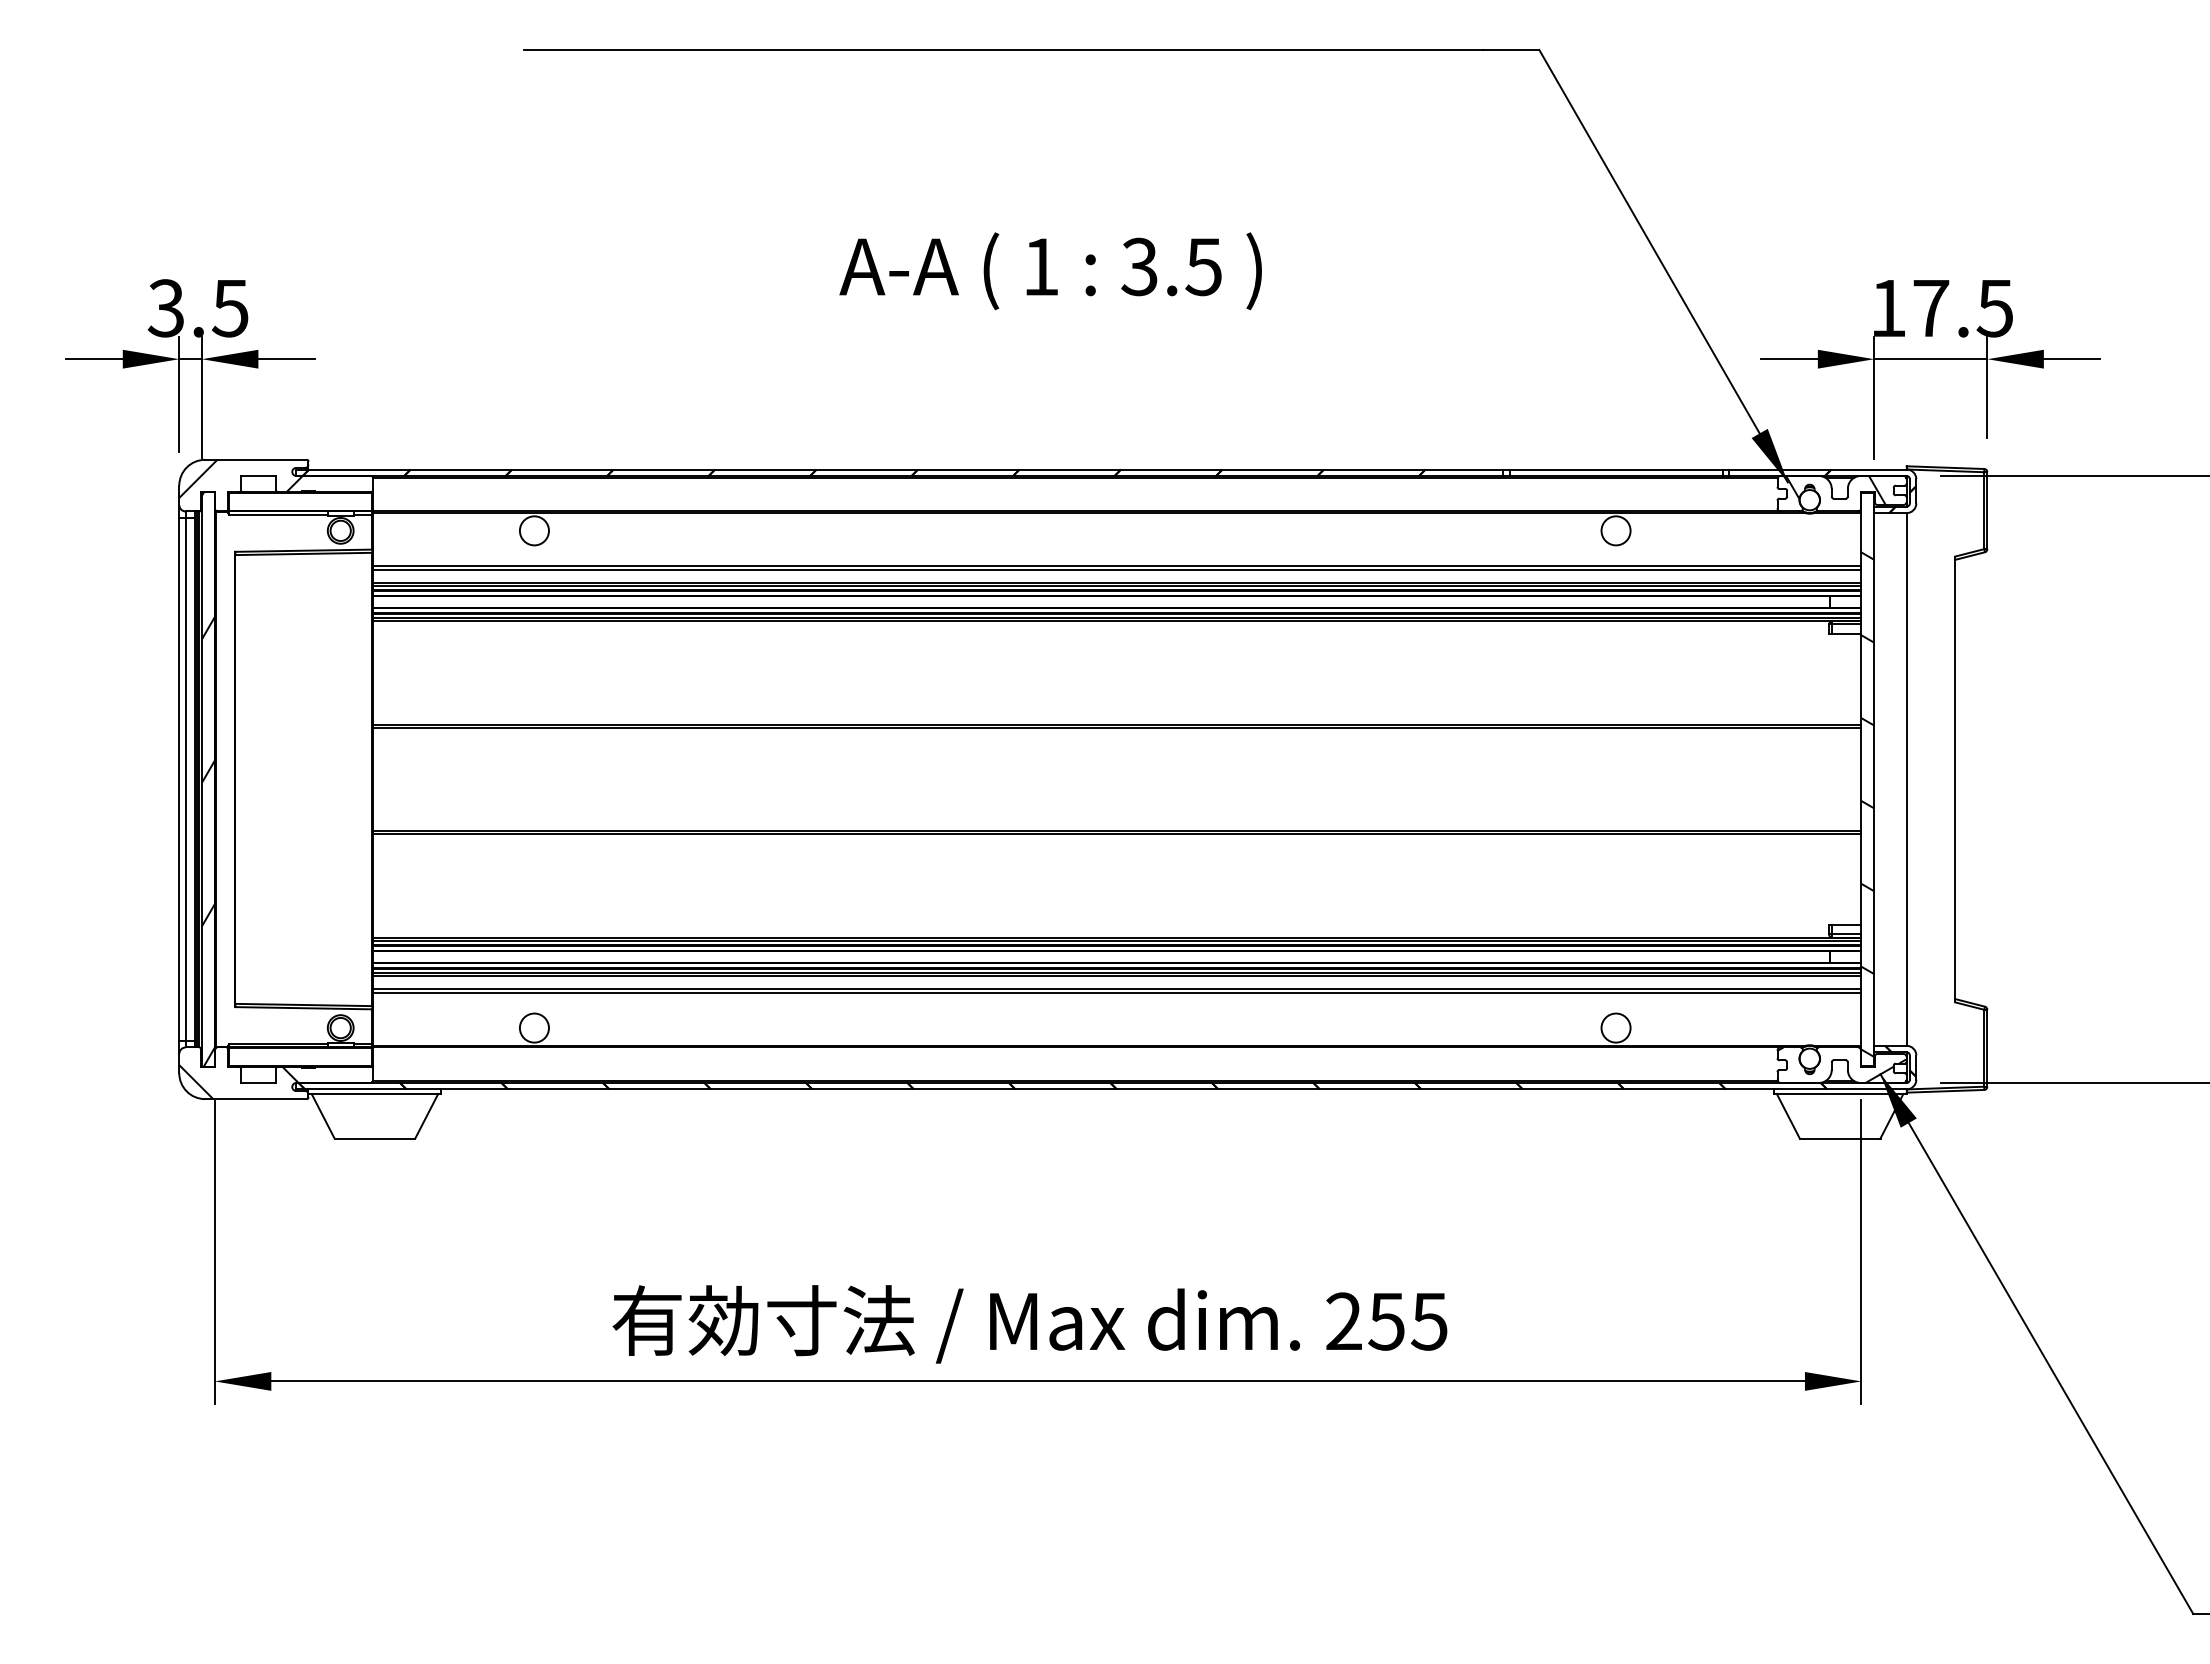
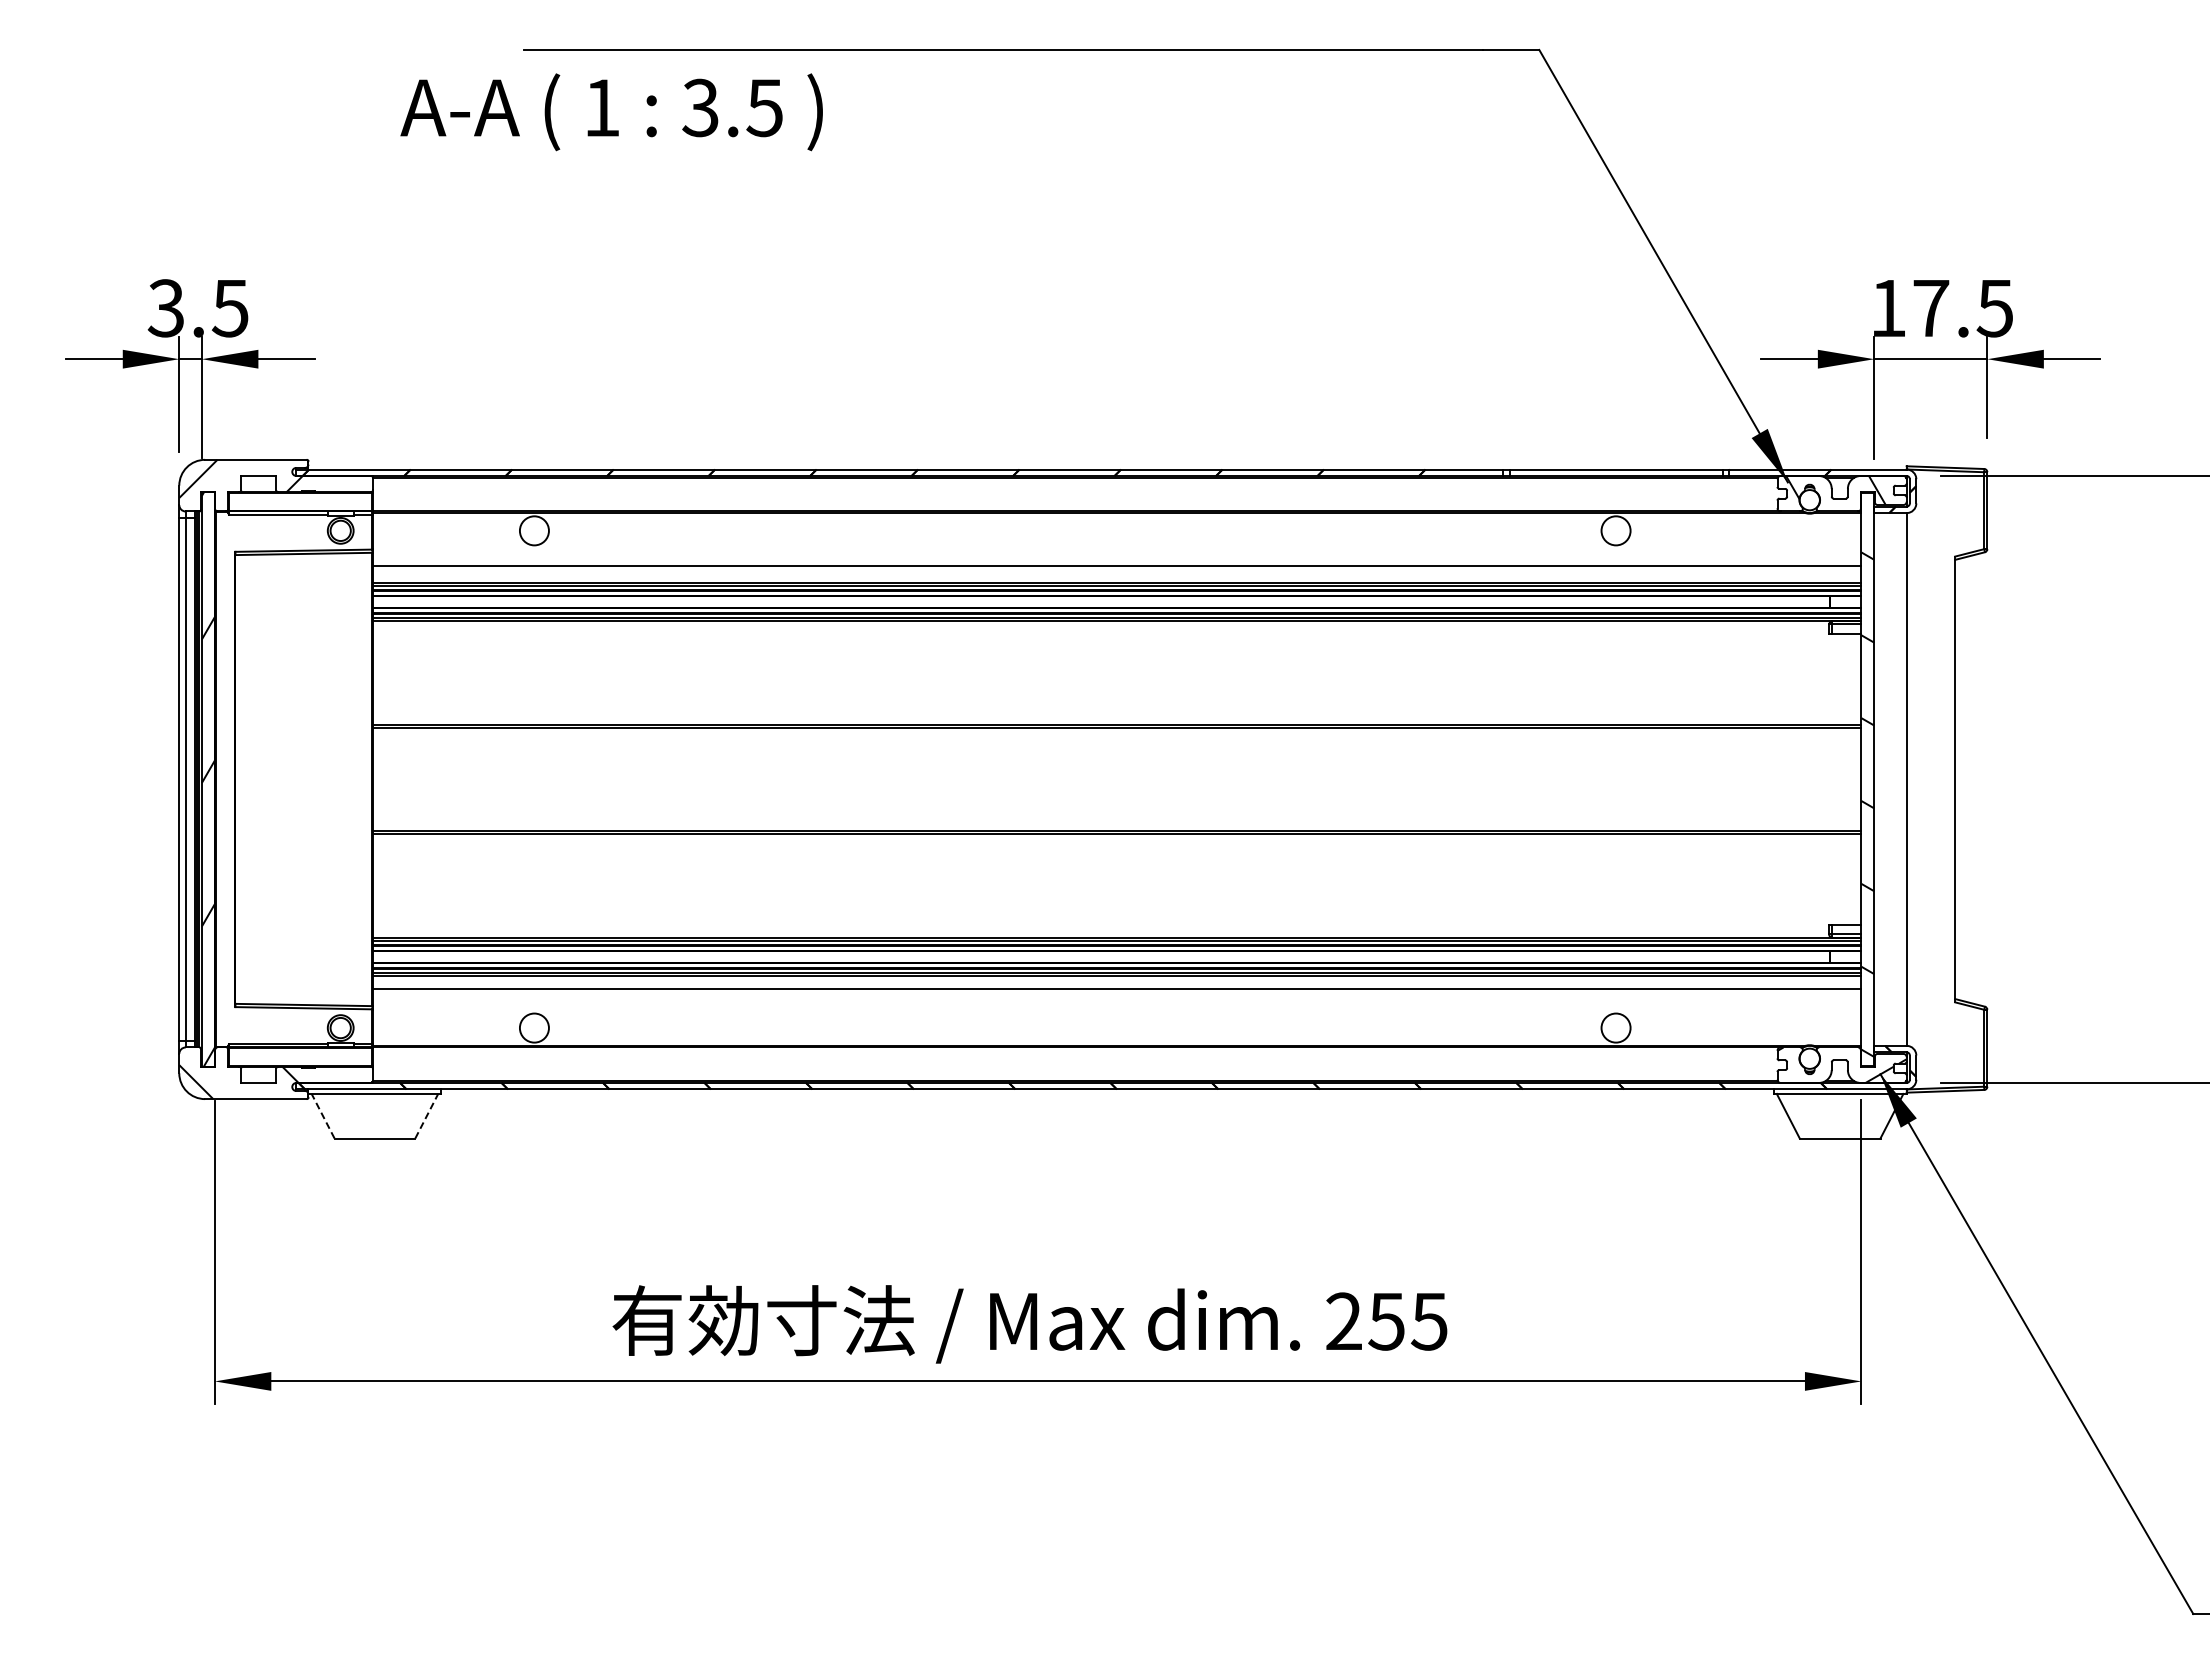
text position: (1050, 271) -> (611, 112) (611, 112)
line: present -> none (1117, 569)
line: present -> none (1117, 992)
line: solid -> dashed (322, 1115)
line: solid -> dashed (426, 1115)
